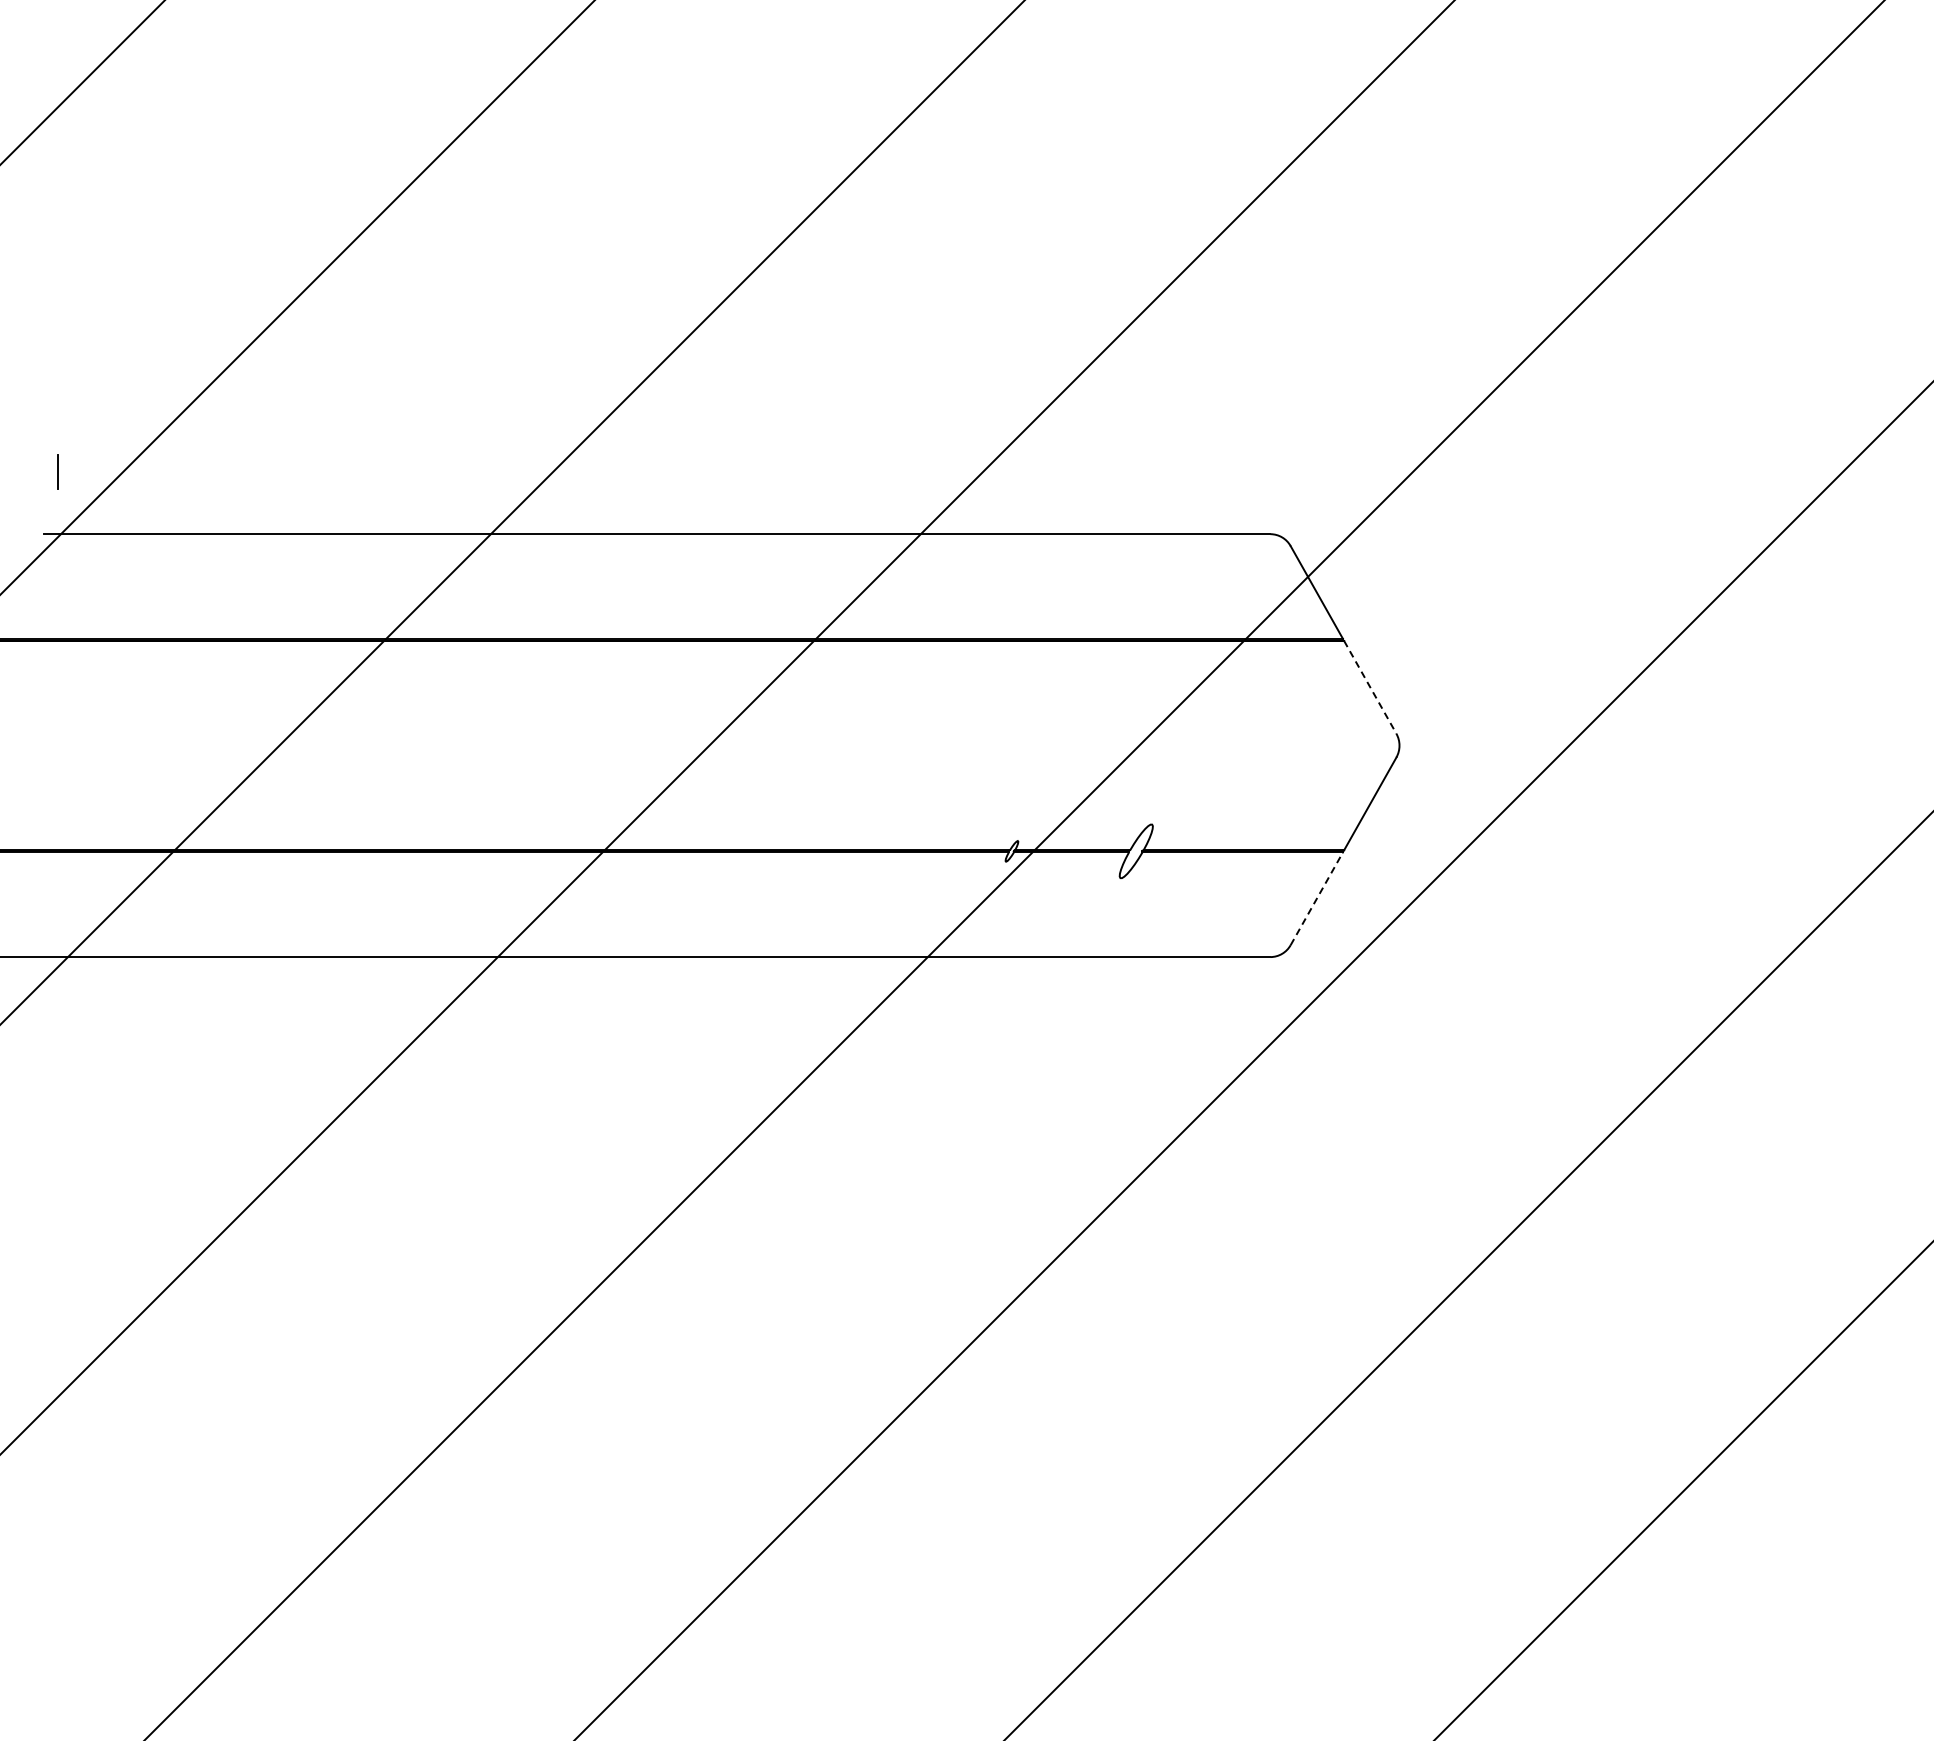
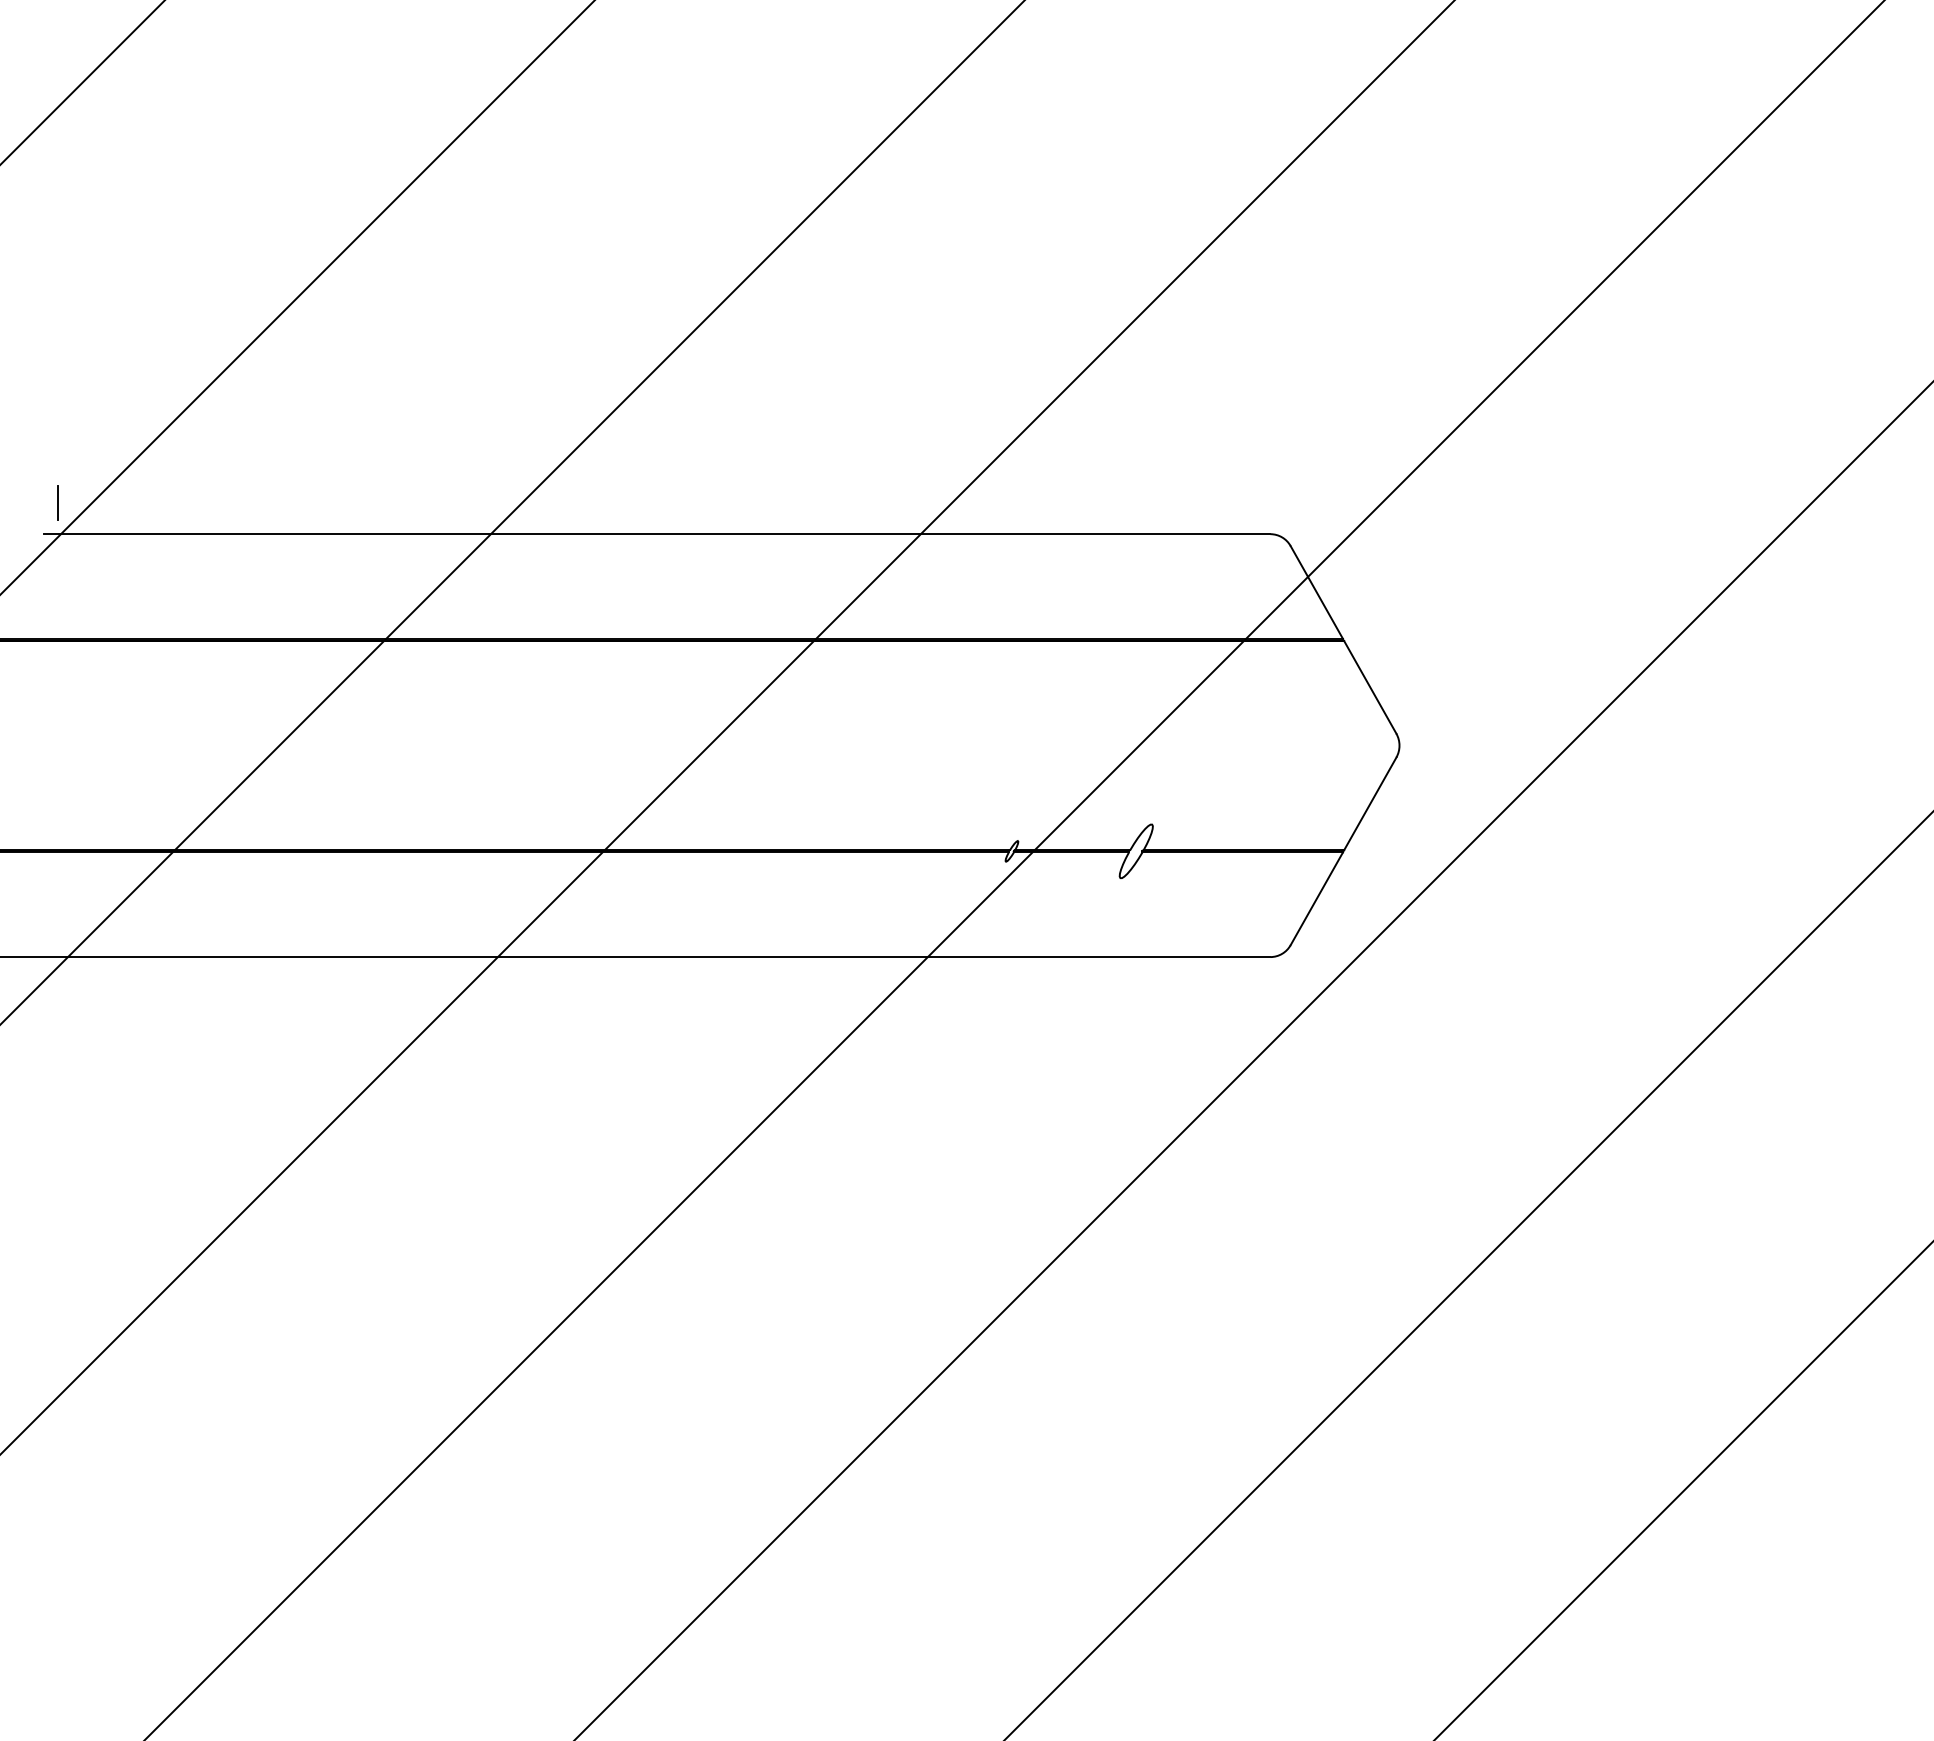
line position: (57, 471) -> (57, 502) (57, 502)
line: dashed -> solid (1370, 687)
line: dashed -> solid (1317, 898)
